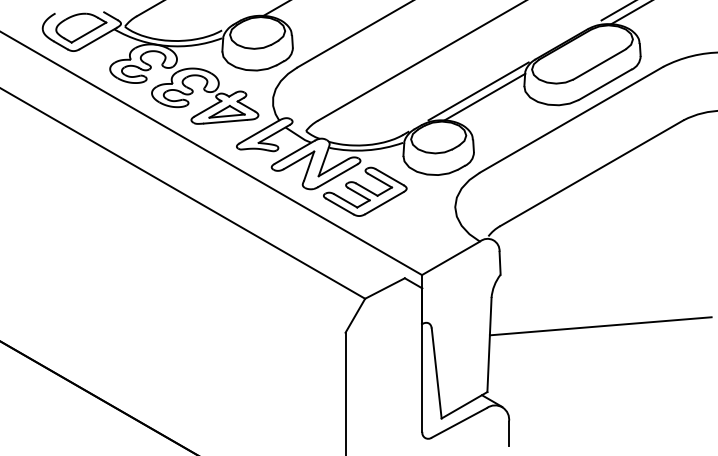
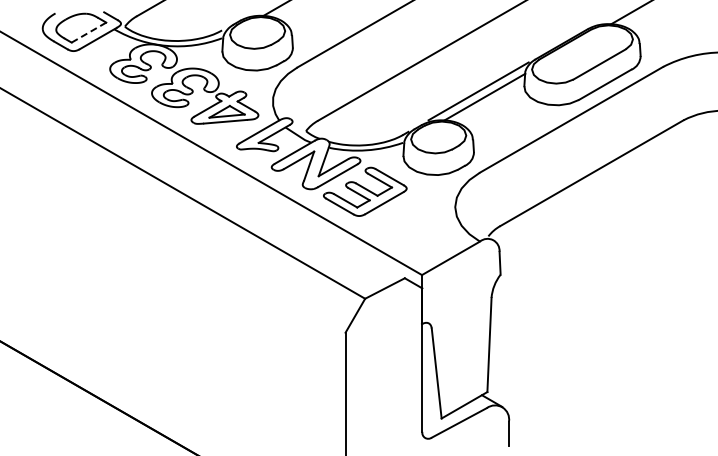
line: present -> none (616, 11)
line: solid -> dashed (89, 32)
line: present -> none (600, 326)
